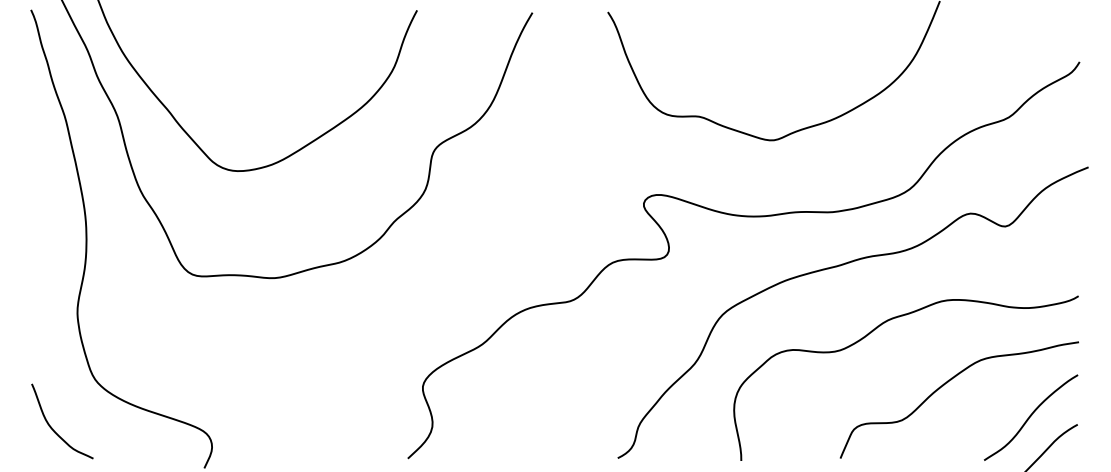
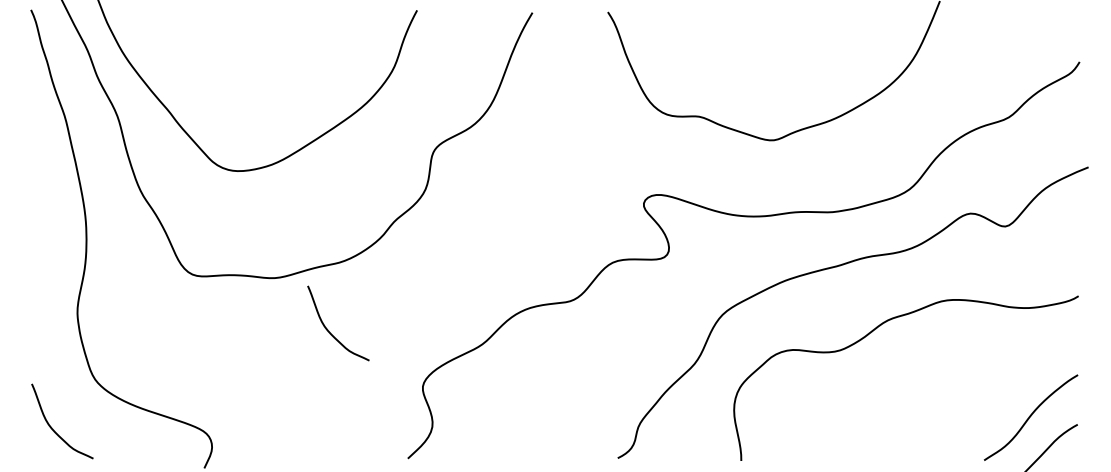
curve: none -> present (328, 329)
curve: present -> none (947, 383)
